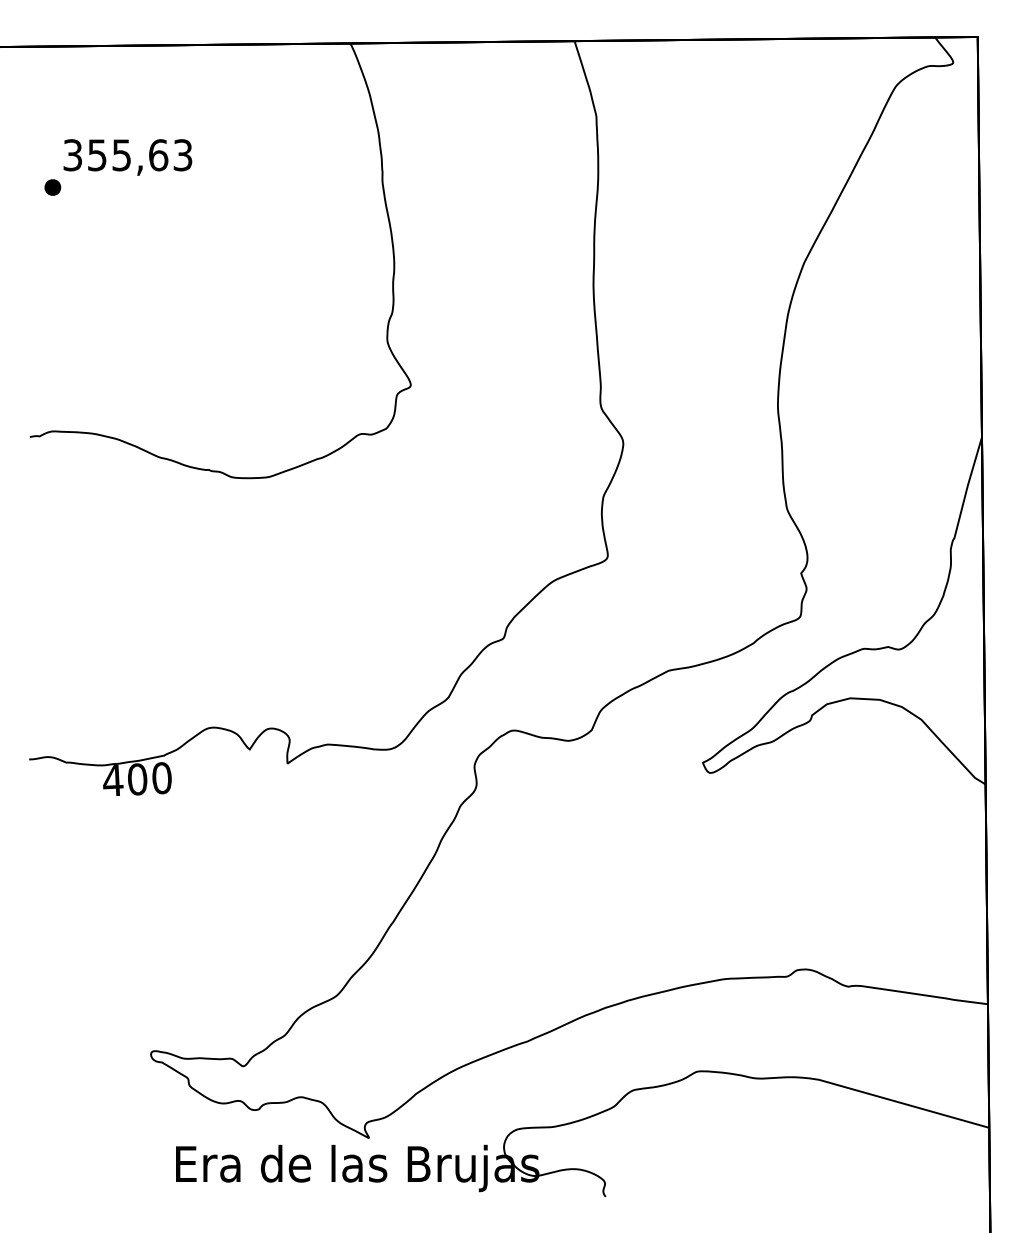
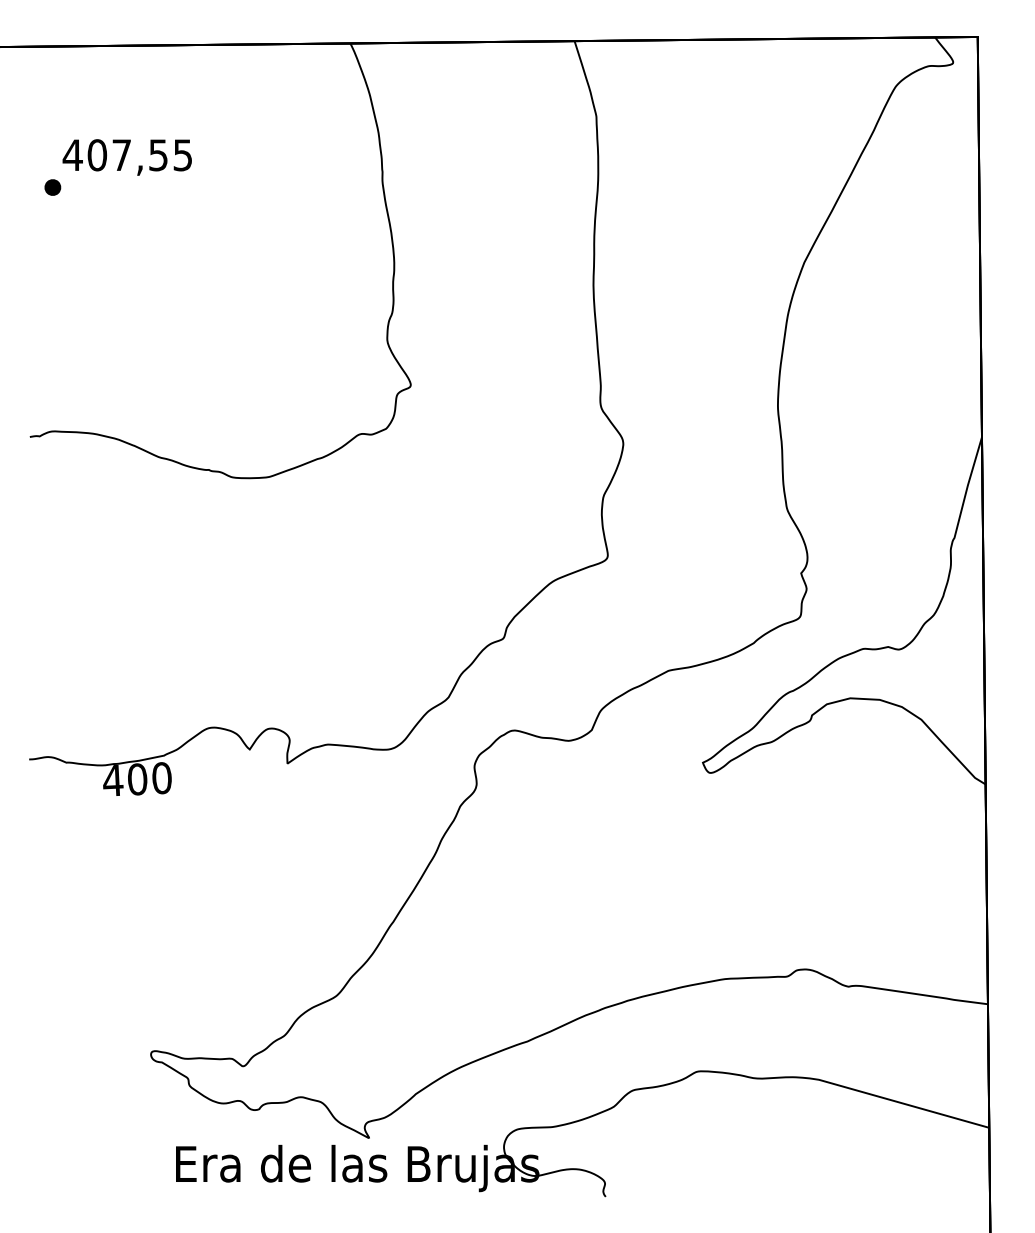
text: 355,63 -> 407,55 (127, 155)
